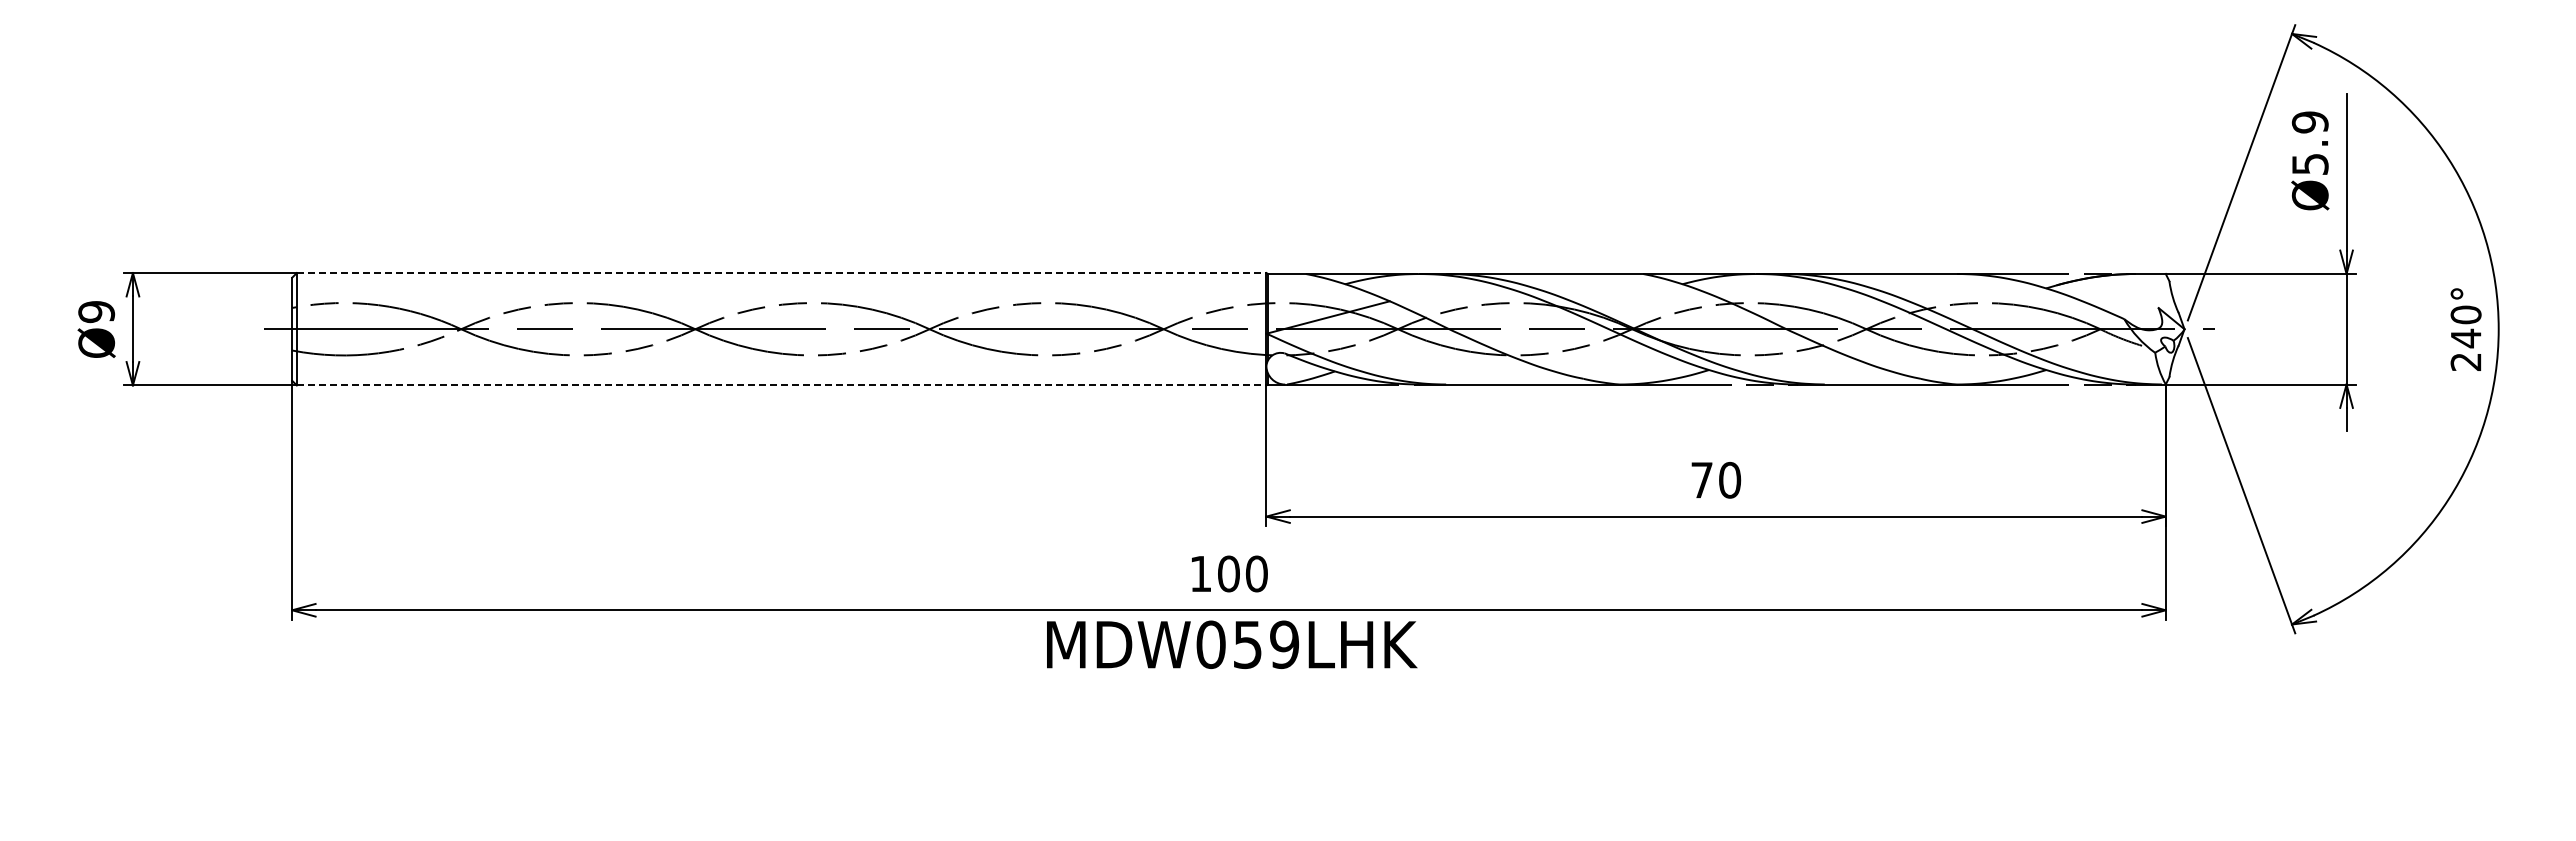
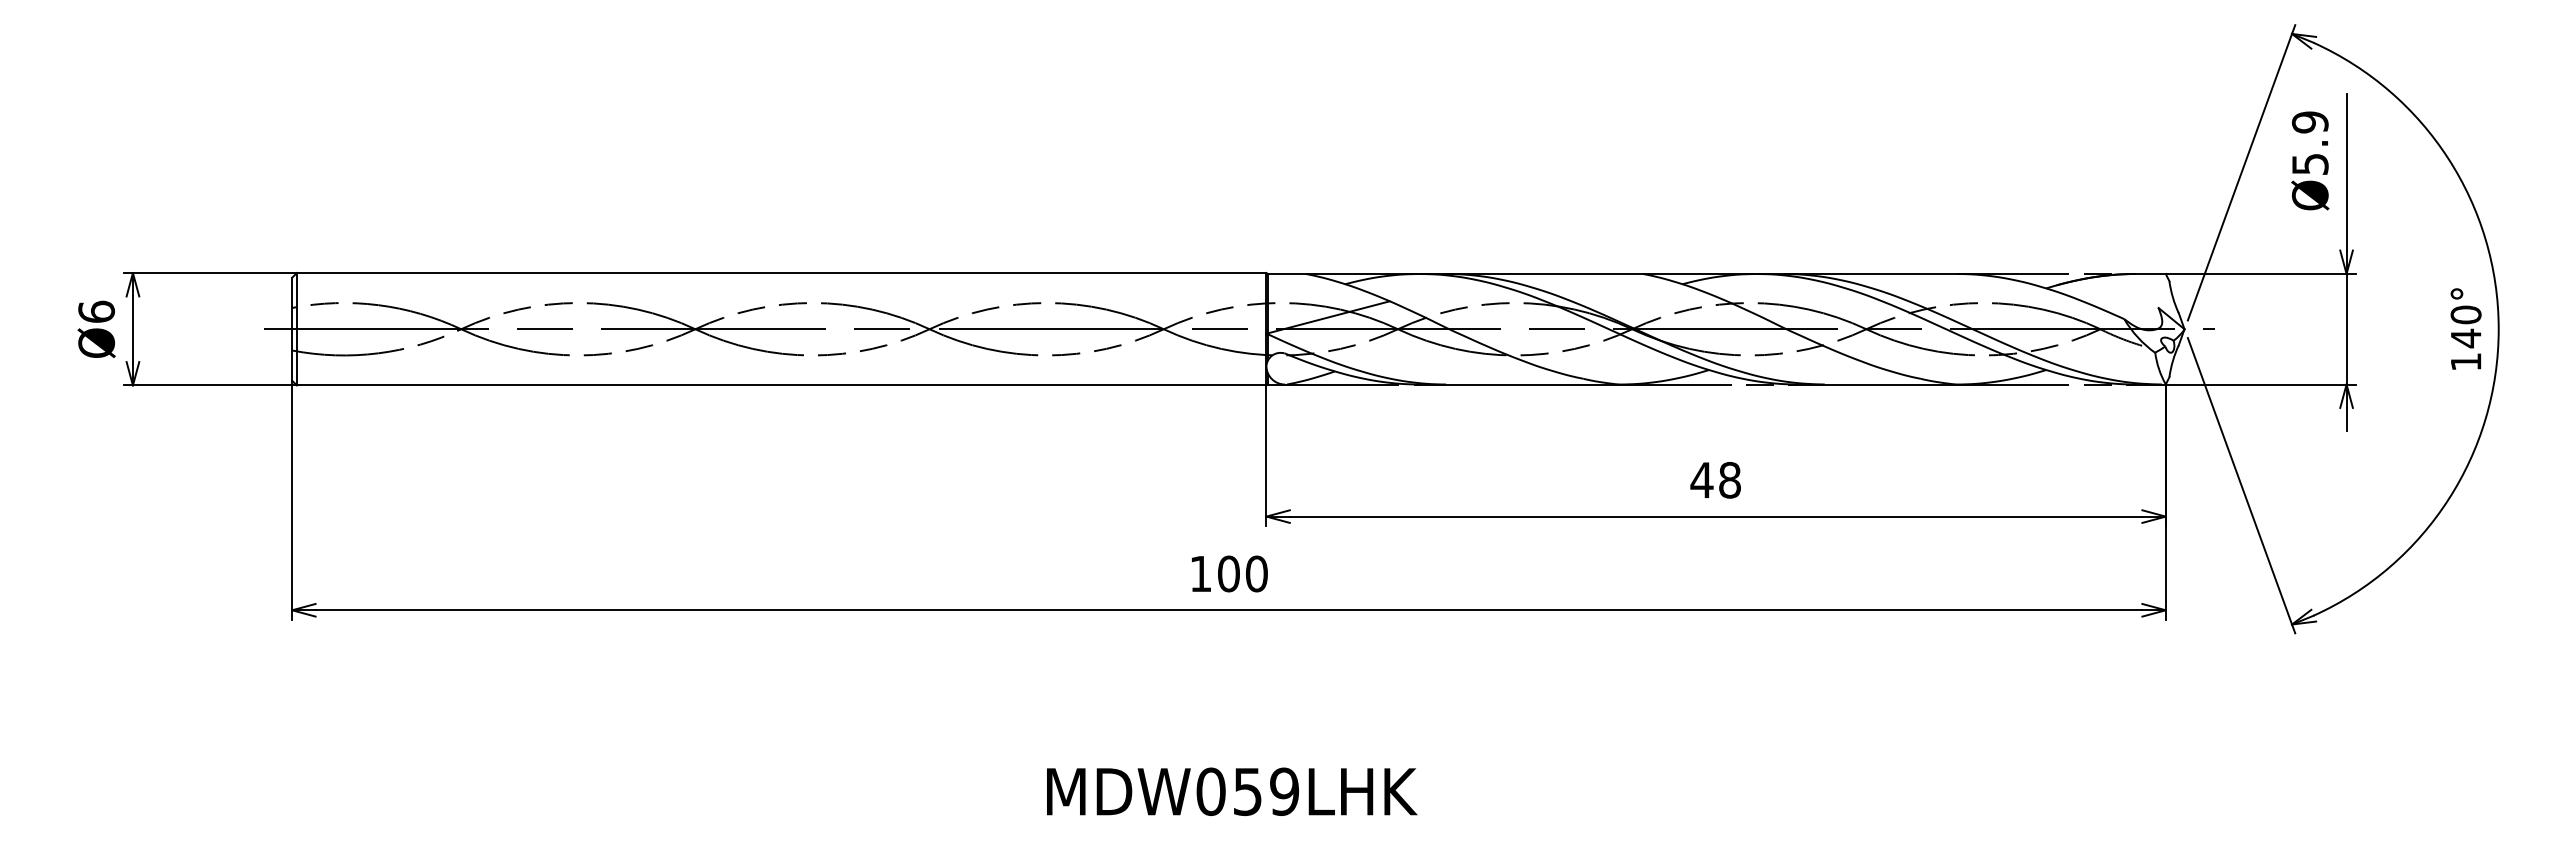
line: dashed -> solid (781, 273)
text: Ø9 -> Ø6 (96, 311)
text: 240° -> 140° (2465, 361)
line: dashed -> solid (781, 385)
text: 70 -> 48 (1715, 480)
text position: (1232, 644) -> (1232, 791) (1232, 791)
